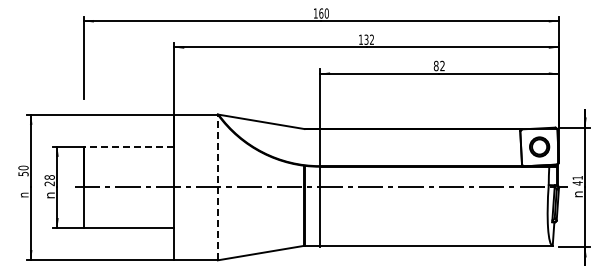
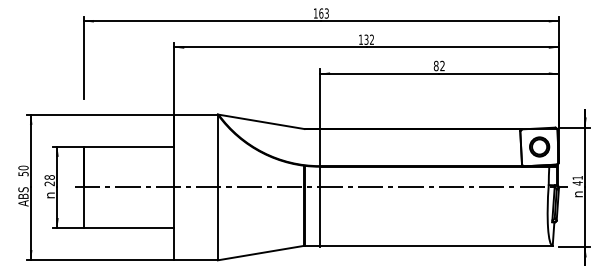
text: 160 -> 163 (326, 13)
line: dashed -> solid (128, 146)
line: dashed -> solid (217, 187)
text: n -> ABS (23, 196)
